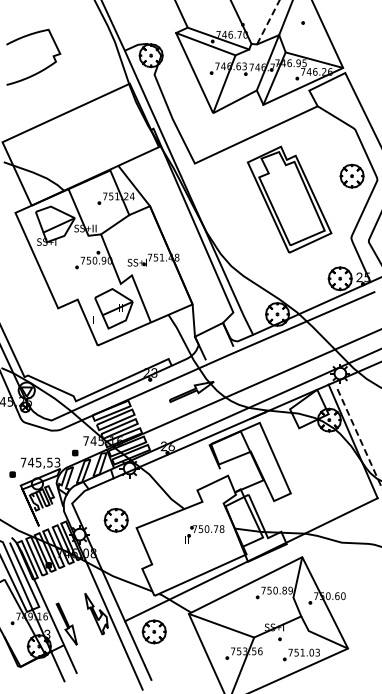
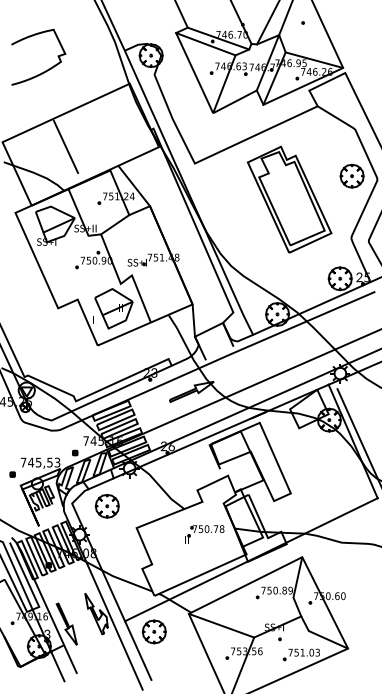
line: dashed -> solid (268, 22)
curve position: (43, 68) -> (48, 68) (48, 68)
line: none -> present (65, 146)
line: dashed -> solid (359, 438)
part position: (115, 520) -> (106, 506) (106, 506)
